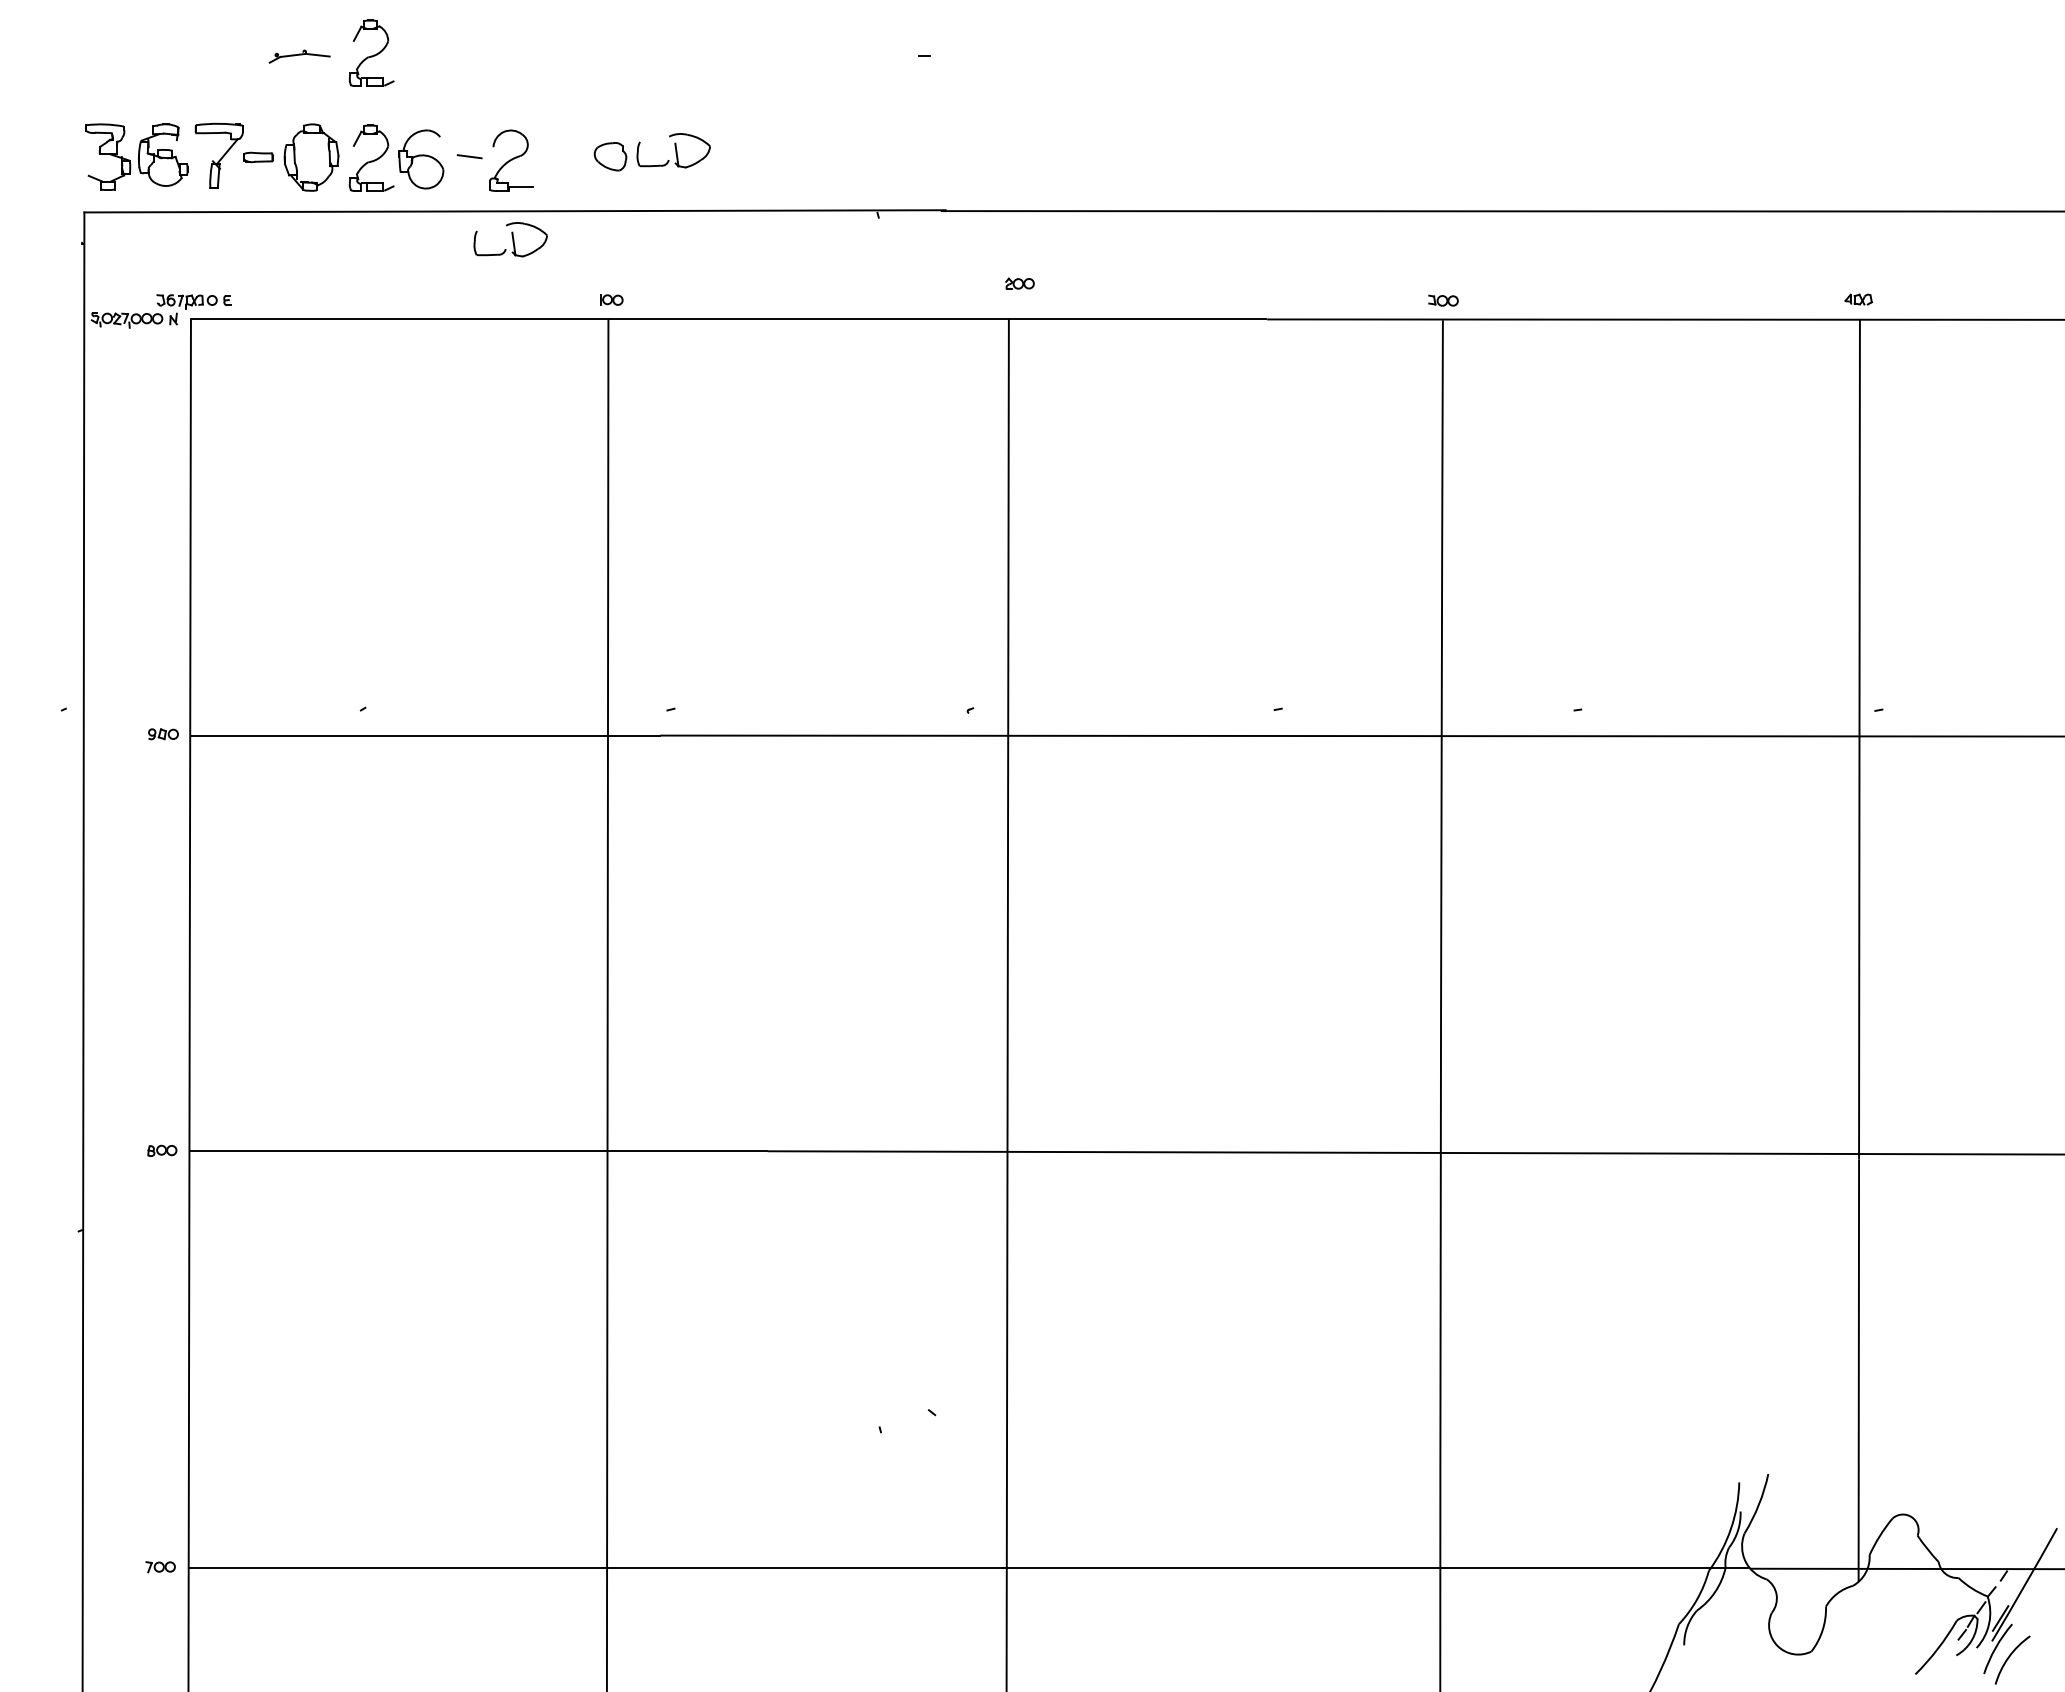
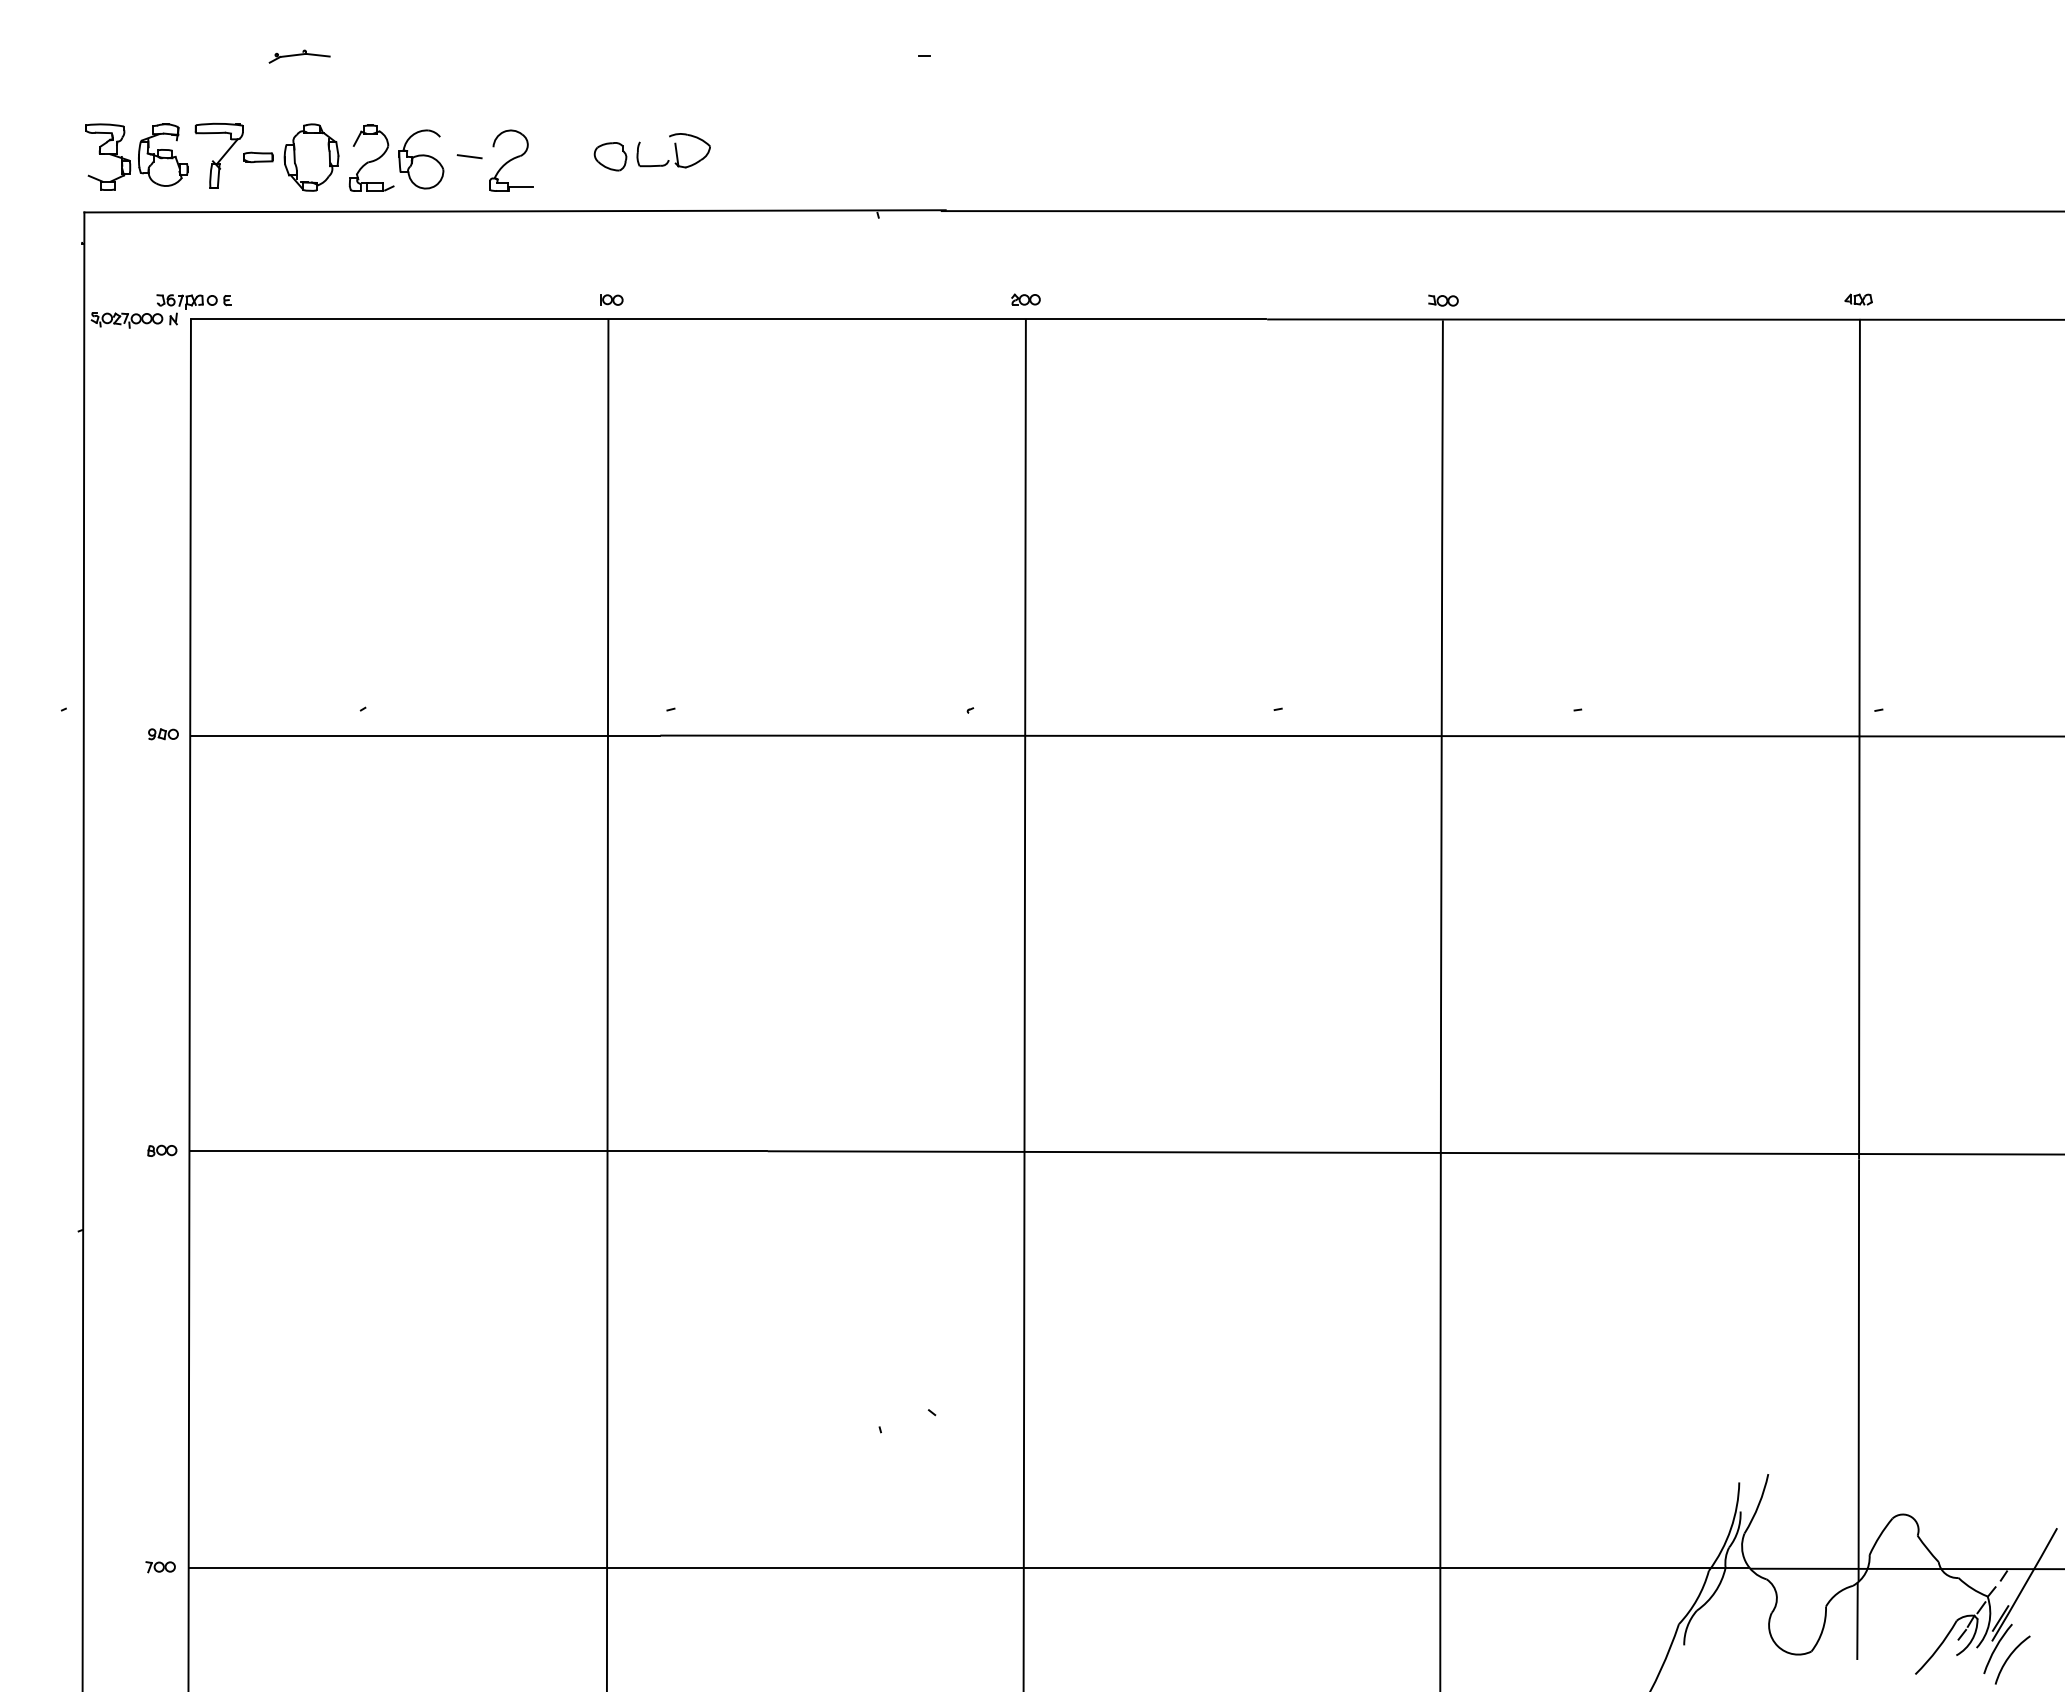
part: present -> none (371, 52)
part: present -> none (510, 239)
part position: (1019, 283) -> (1025, 299) (1025, 299)
line position: (1007, 1003) -> (1024, 1003) (1024, 1003)
line: none -> present (1857, 1621)
